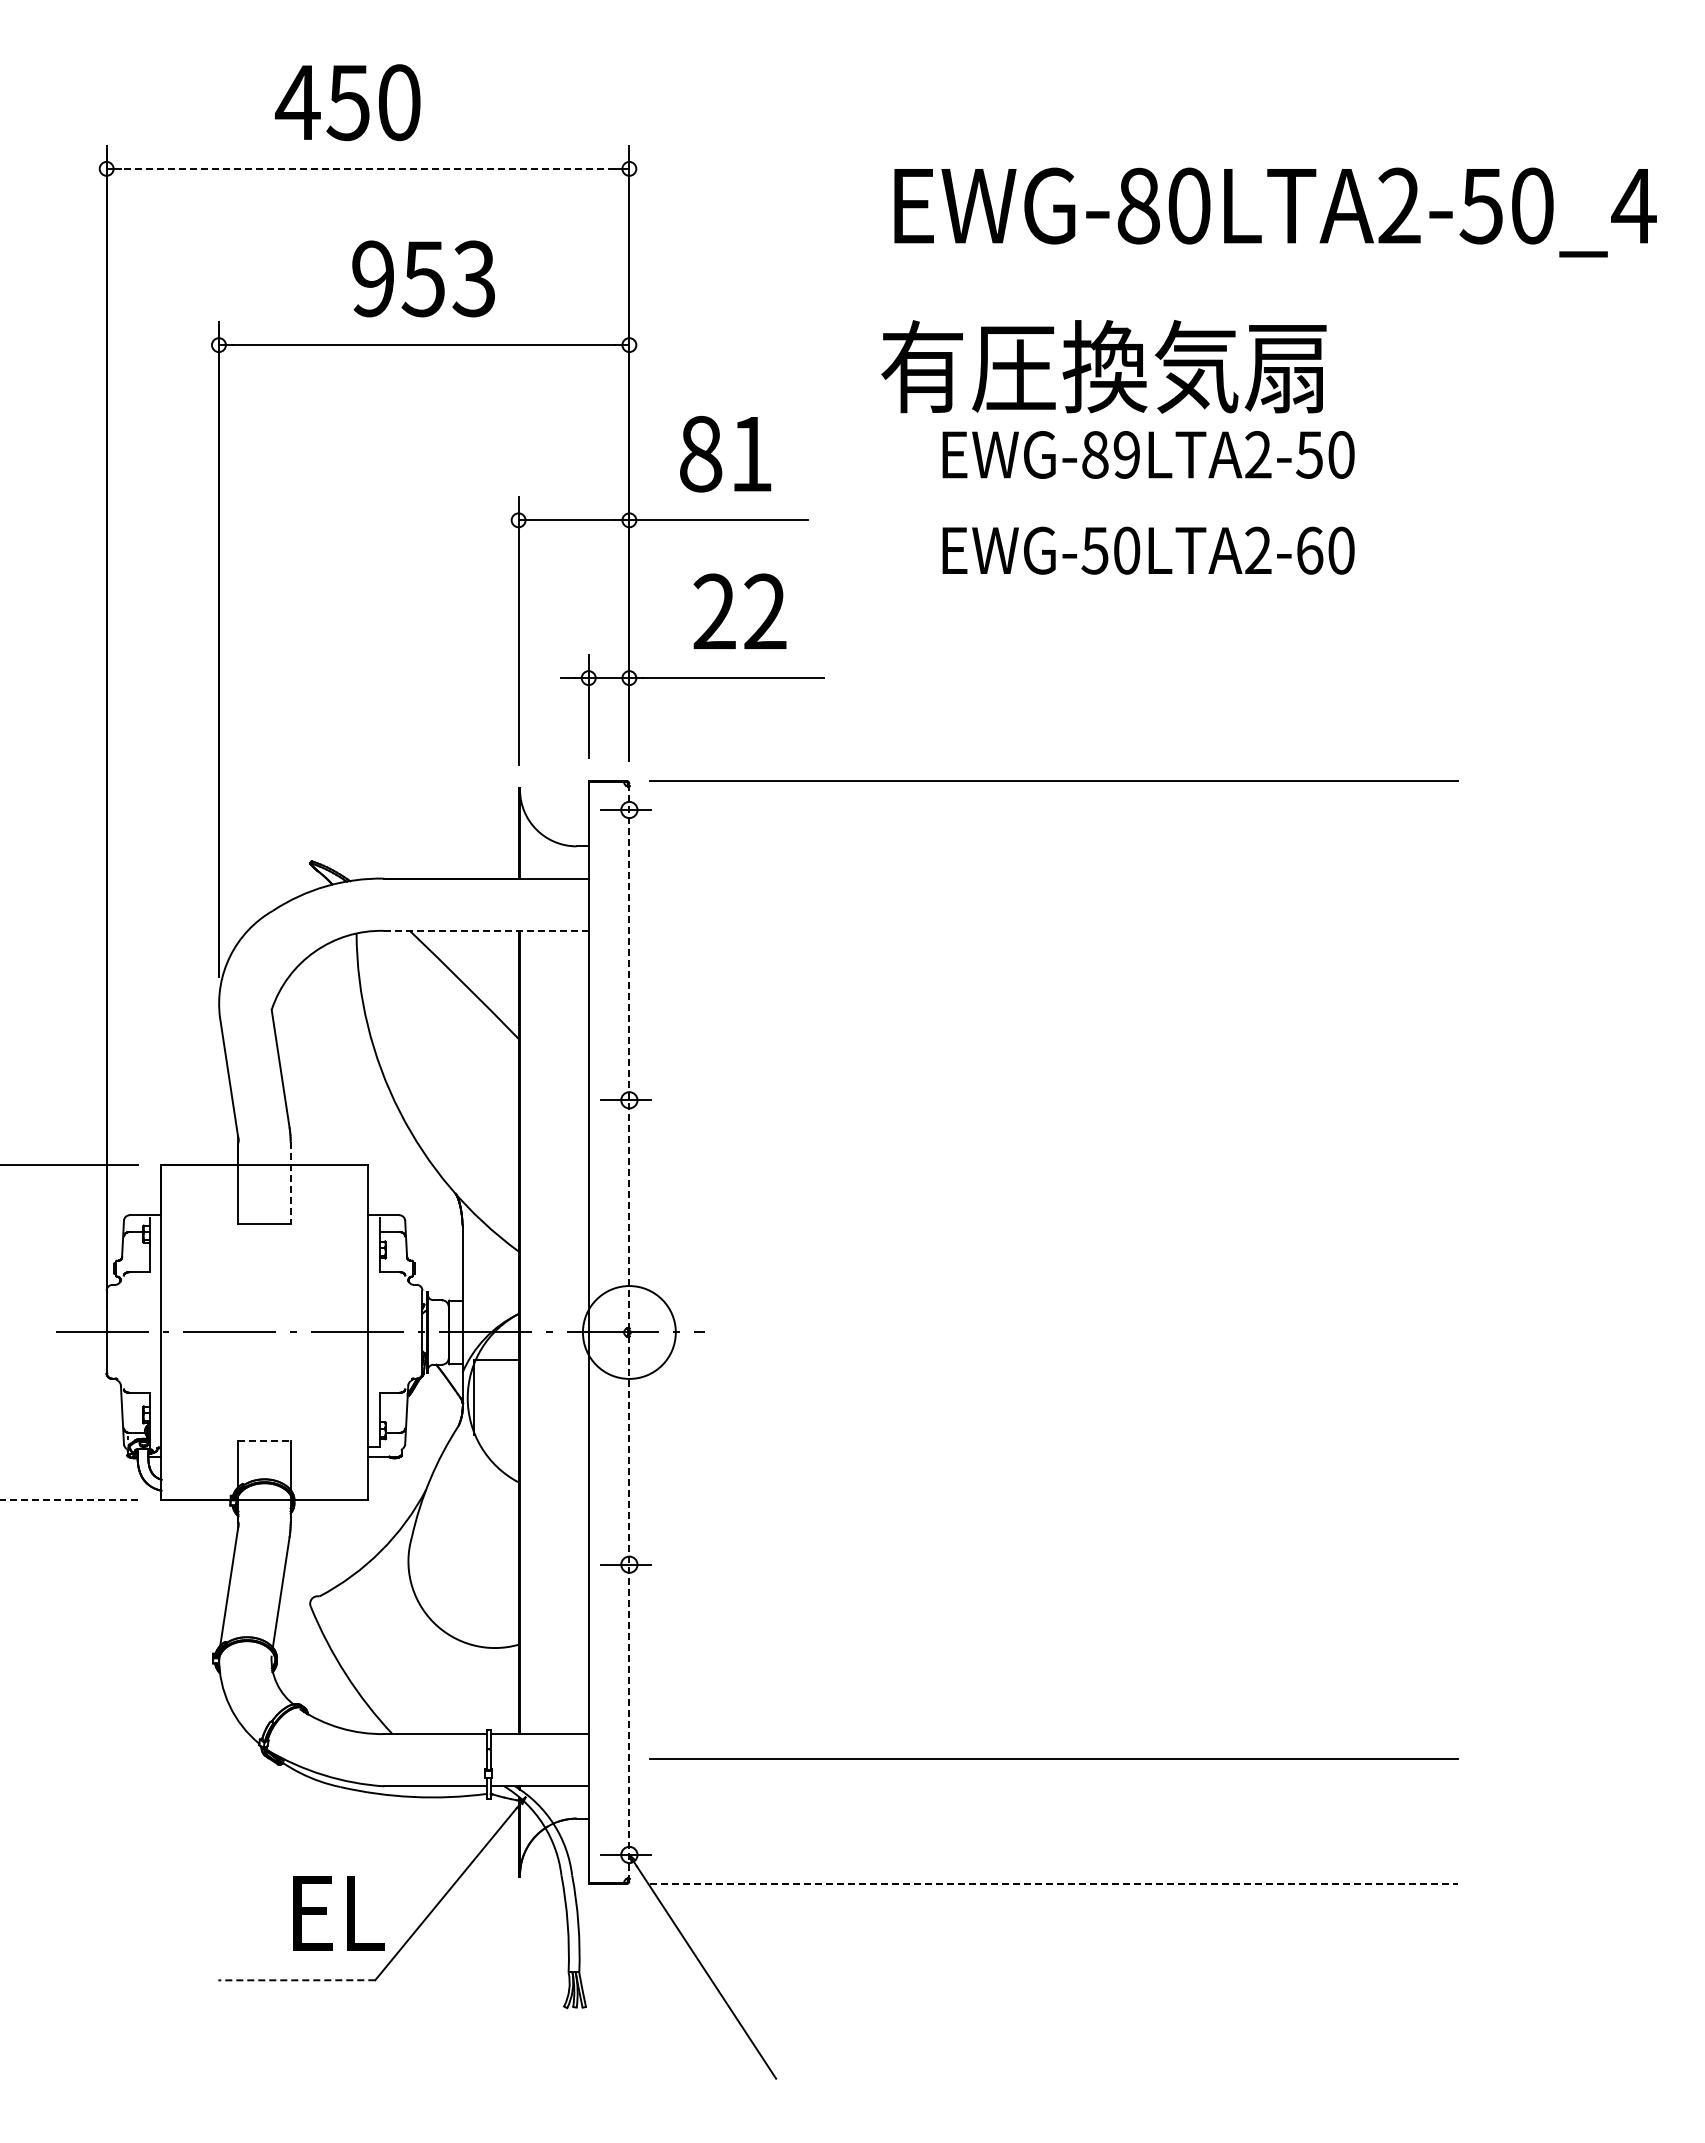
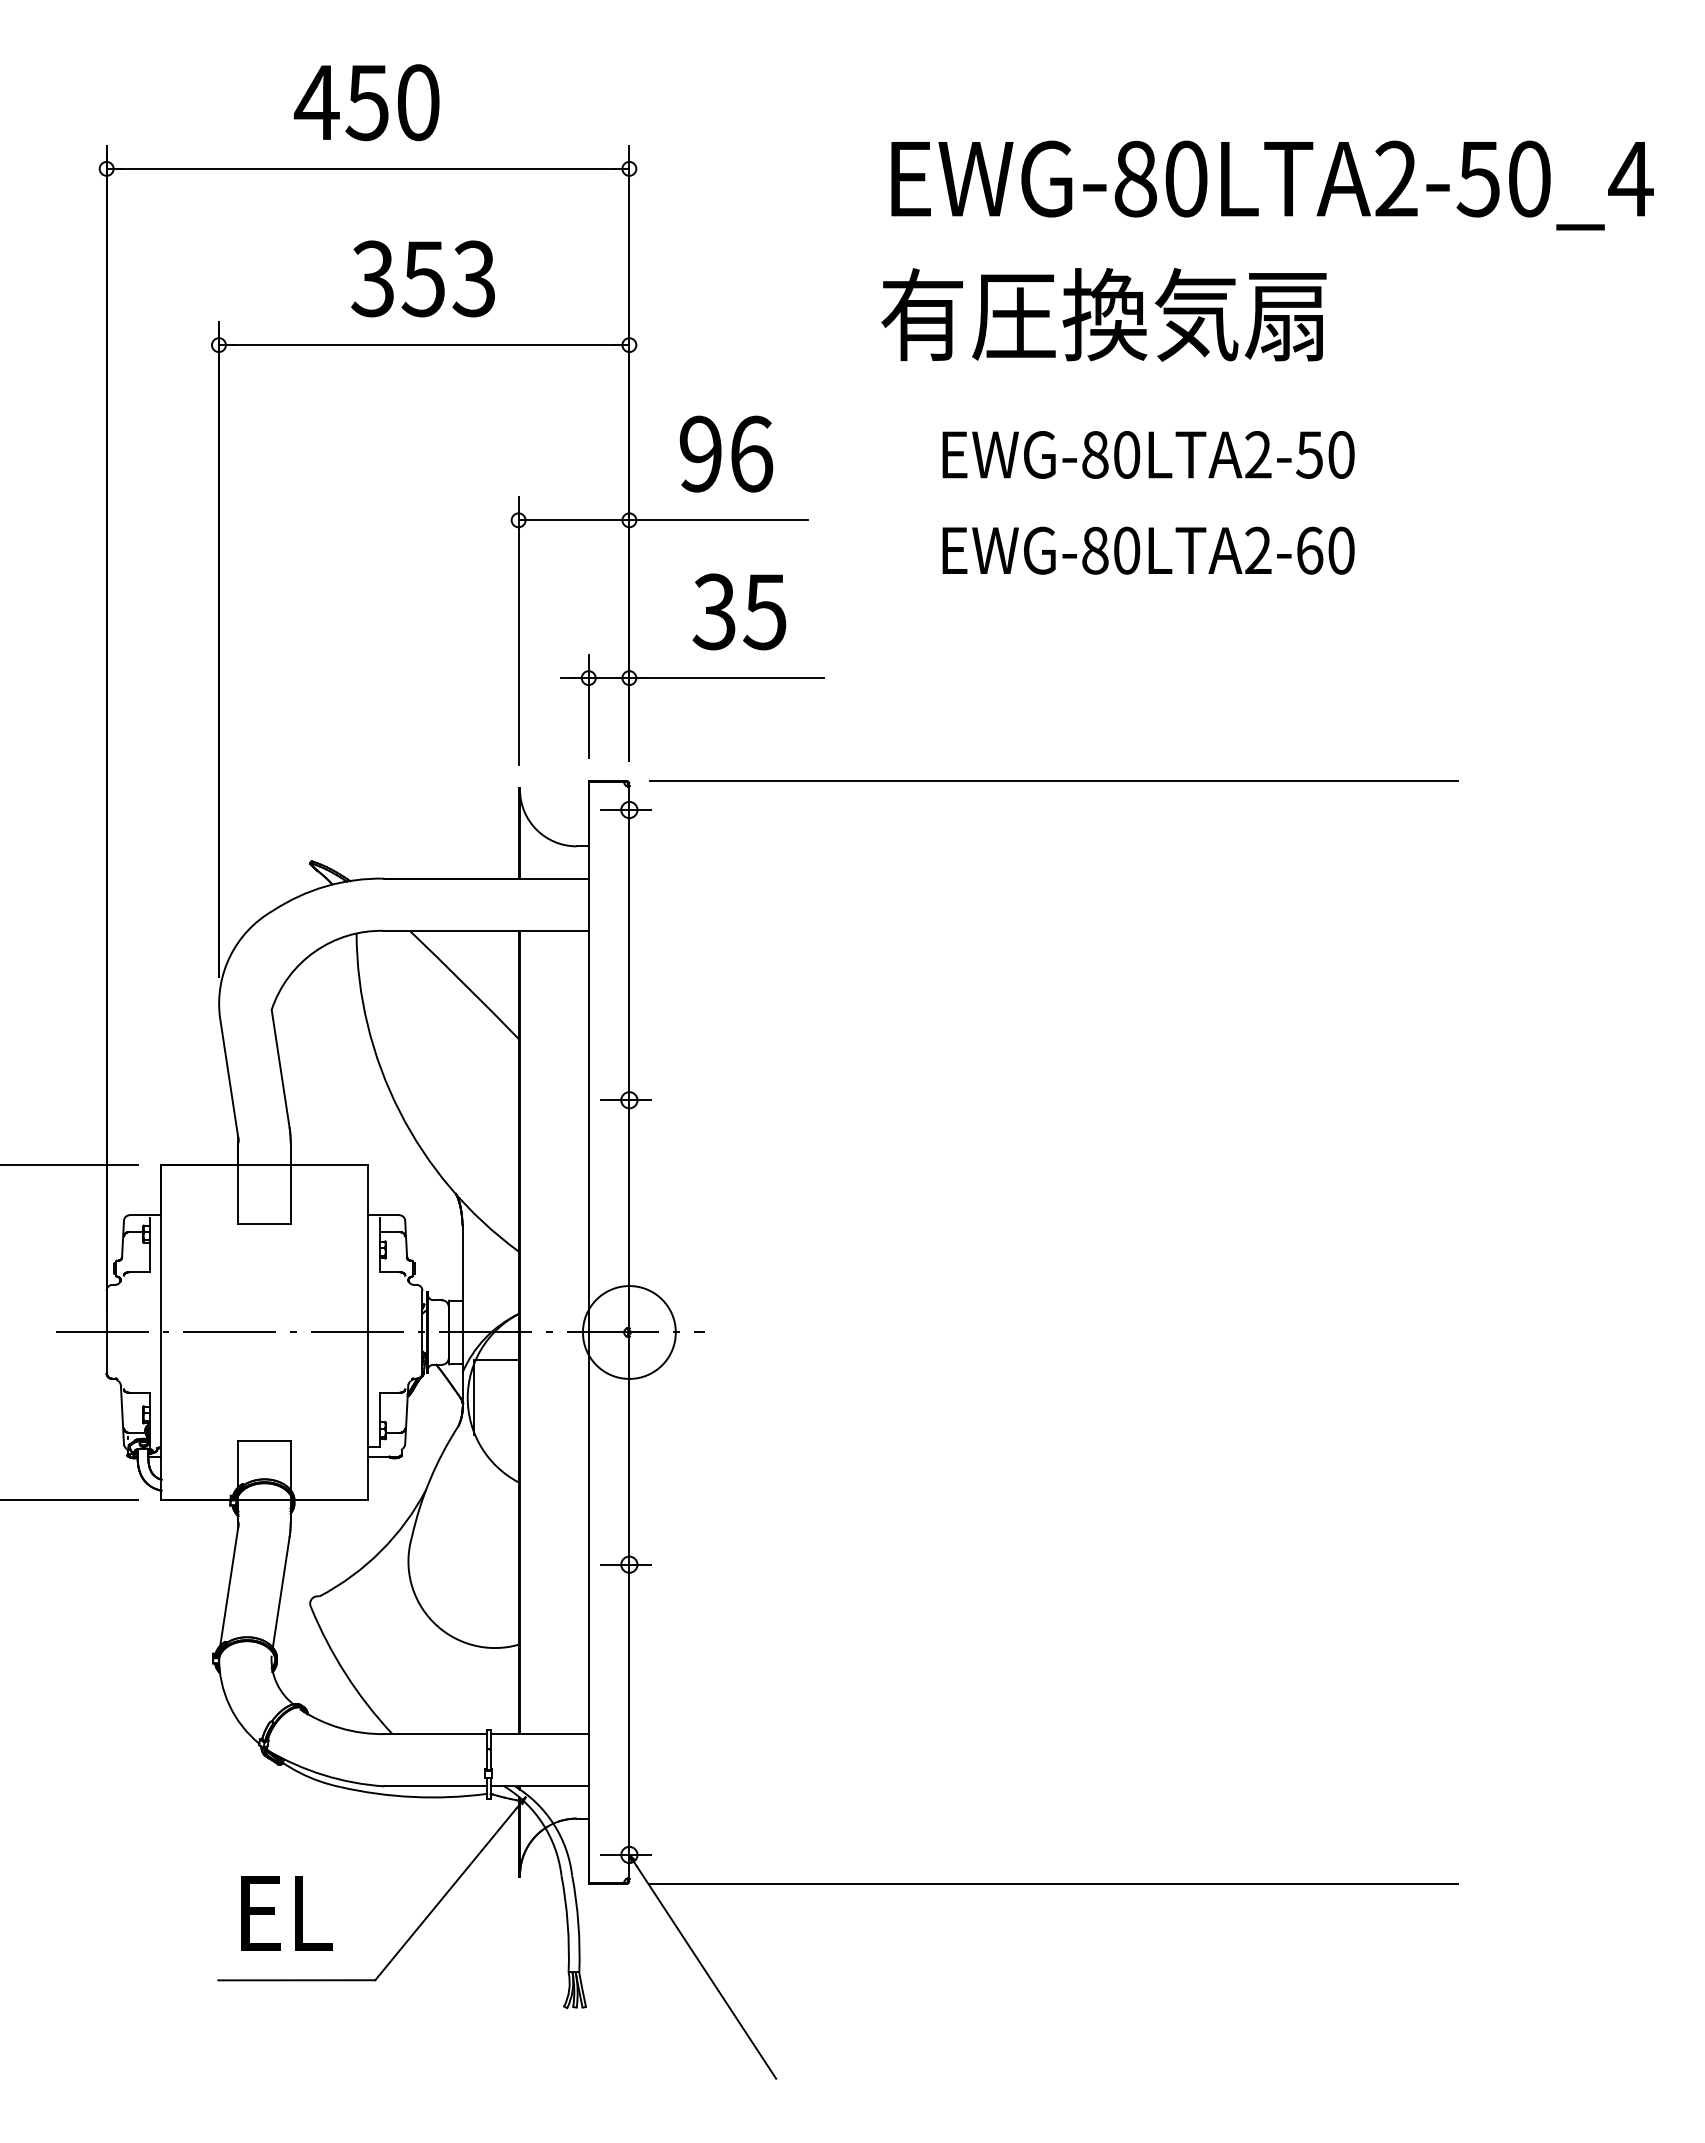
text position: (347, 102) -> (366, 102) (366, 102)
line: dashed -> solid (367, 168)
text position: (1275, 212) -> (1272, 185) (1272, 185)
text: 953 -> 353 (372, 278)
text position: (1103, 366) -> (1103, 314) (1103, 314)
text: 81 -> 96 (726, 453)
text: EWG-89LTA2-50 -> EWG-80LTA2-50 (1126, 454)
text: EWG-50LTA2-60 -> EWG-80LTA2-60 (1094, 550)
text: 22 -> 35 (739, 611)
line: dashed -> solid (486, 930)
line: dashed -> solid (629, 1056)
line: dashed -> solid (290, 1183)
line: dashed -> solid (265, 1440)
line: dashed -> solid (69, 1500)
line: dashed -> solid (629, 1609)
line: present -> none (1053, 1758)
line: dashed -> solid (1054, 1883)
text position: (338, 1913) -> (286, 1913) (286, 1913)
line: dashed -> solid (296, 1980)
